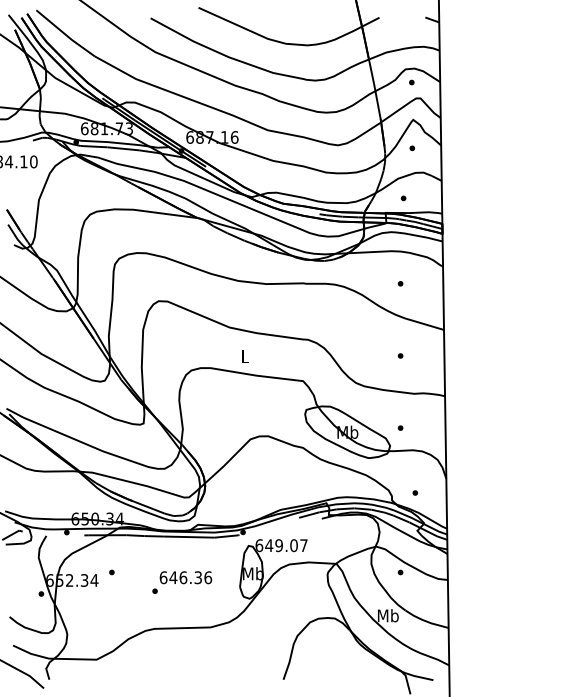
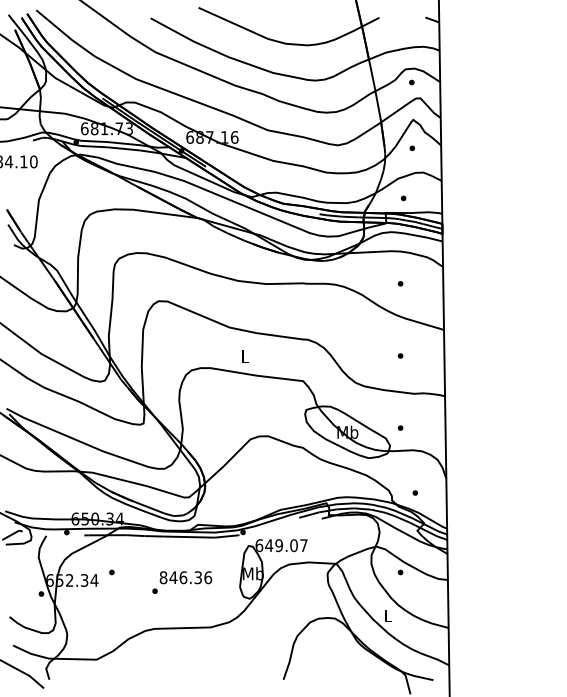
text: 646.36 -> 846.36 (163, 577)
text: Mb -> L (388, 615)
